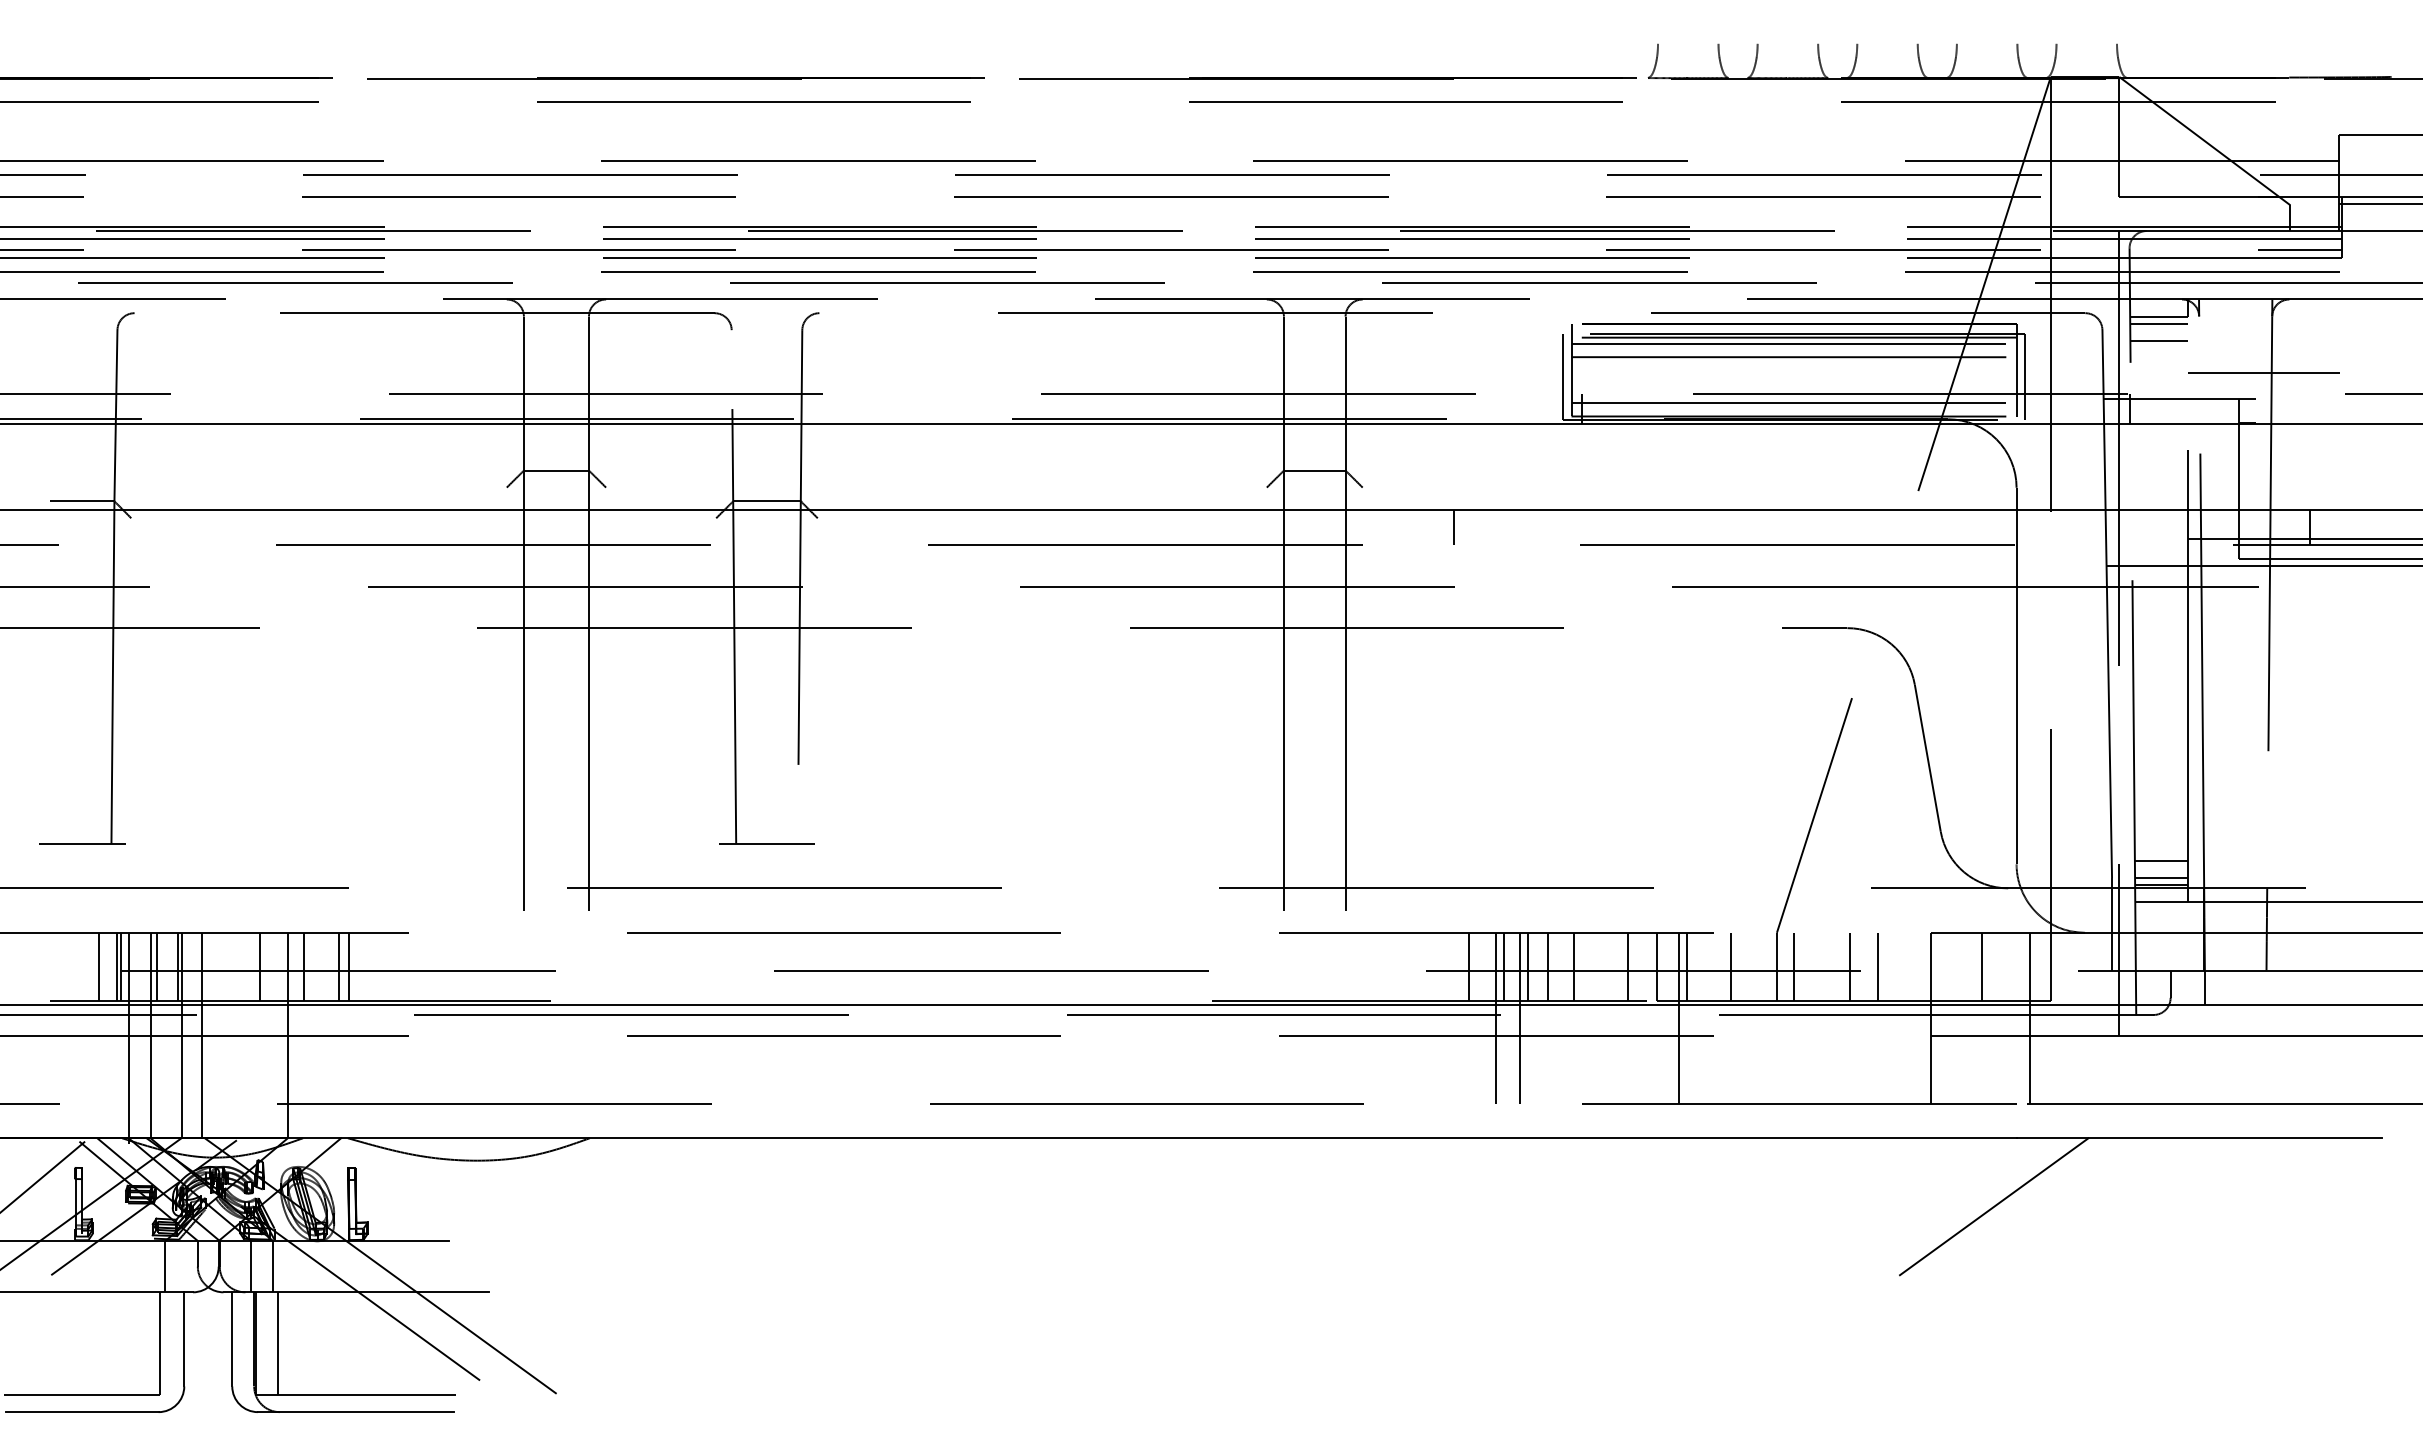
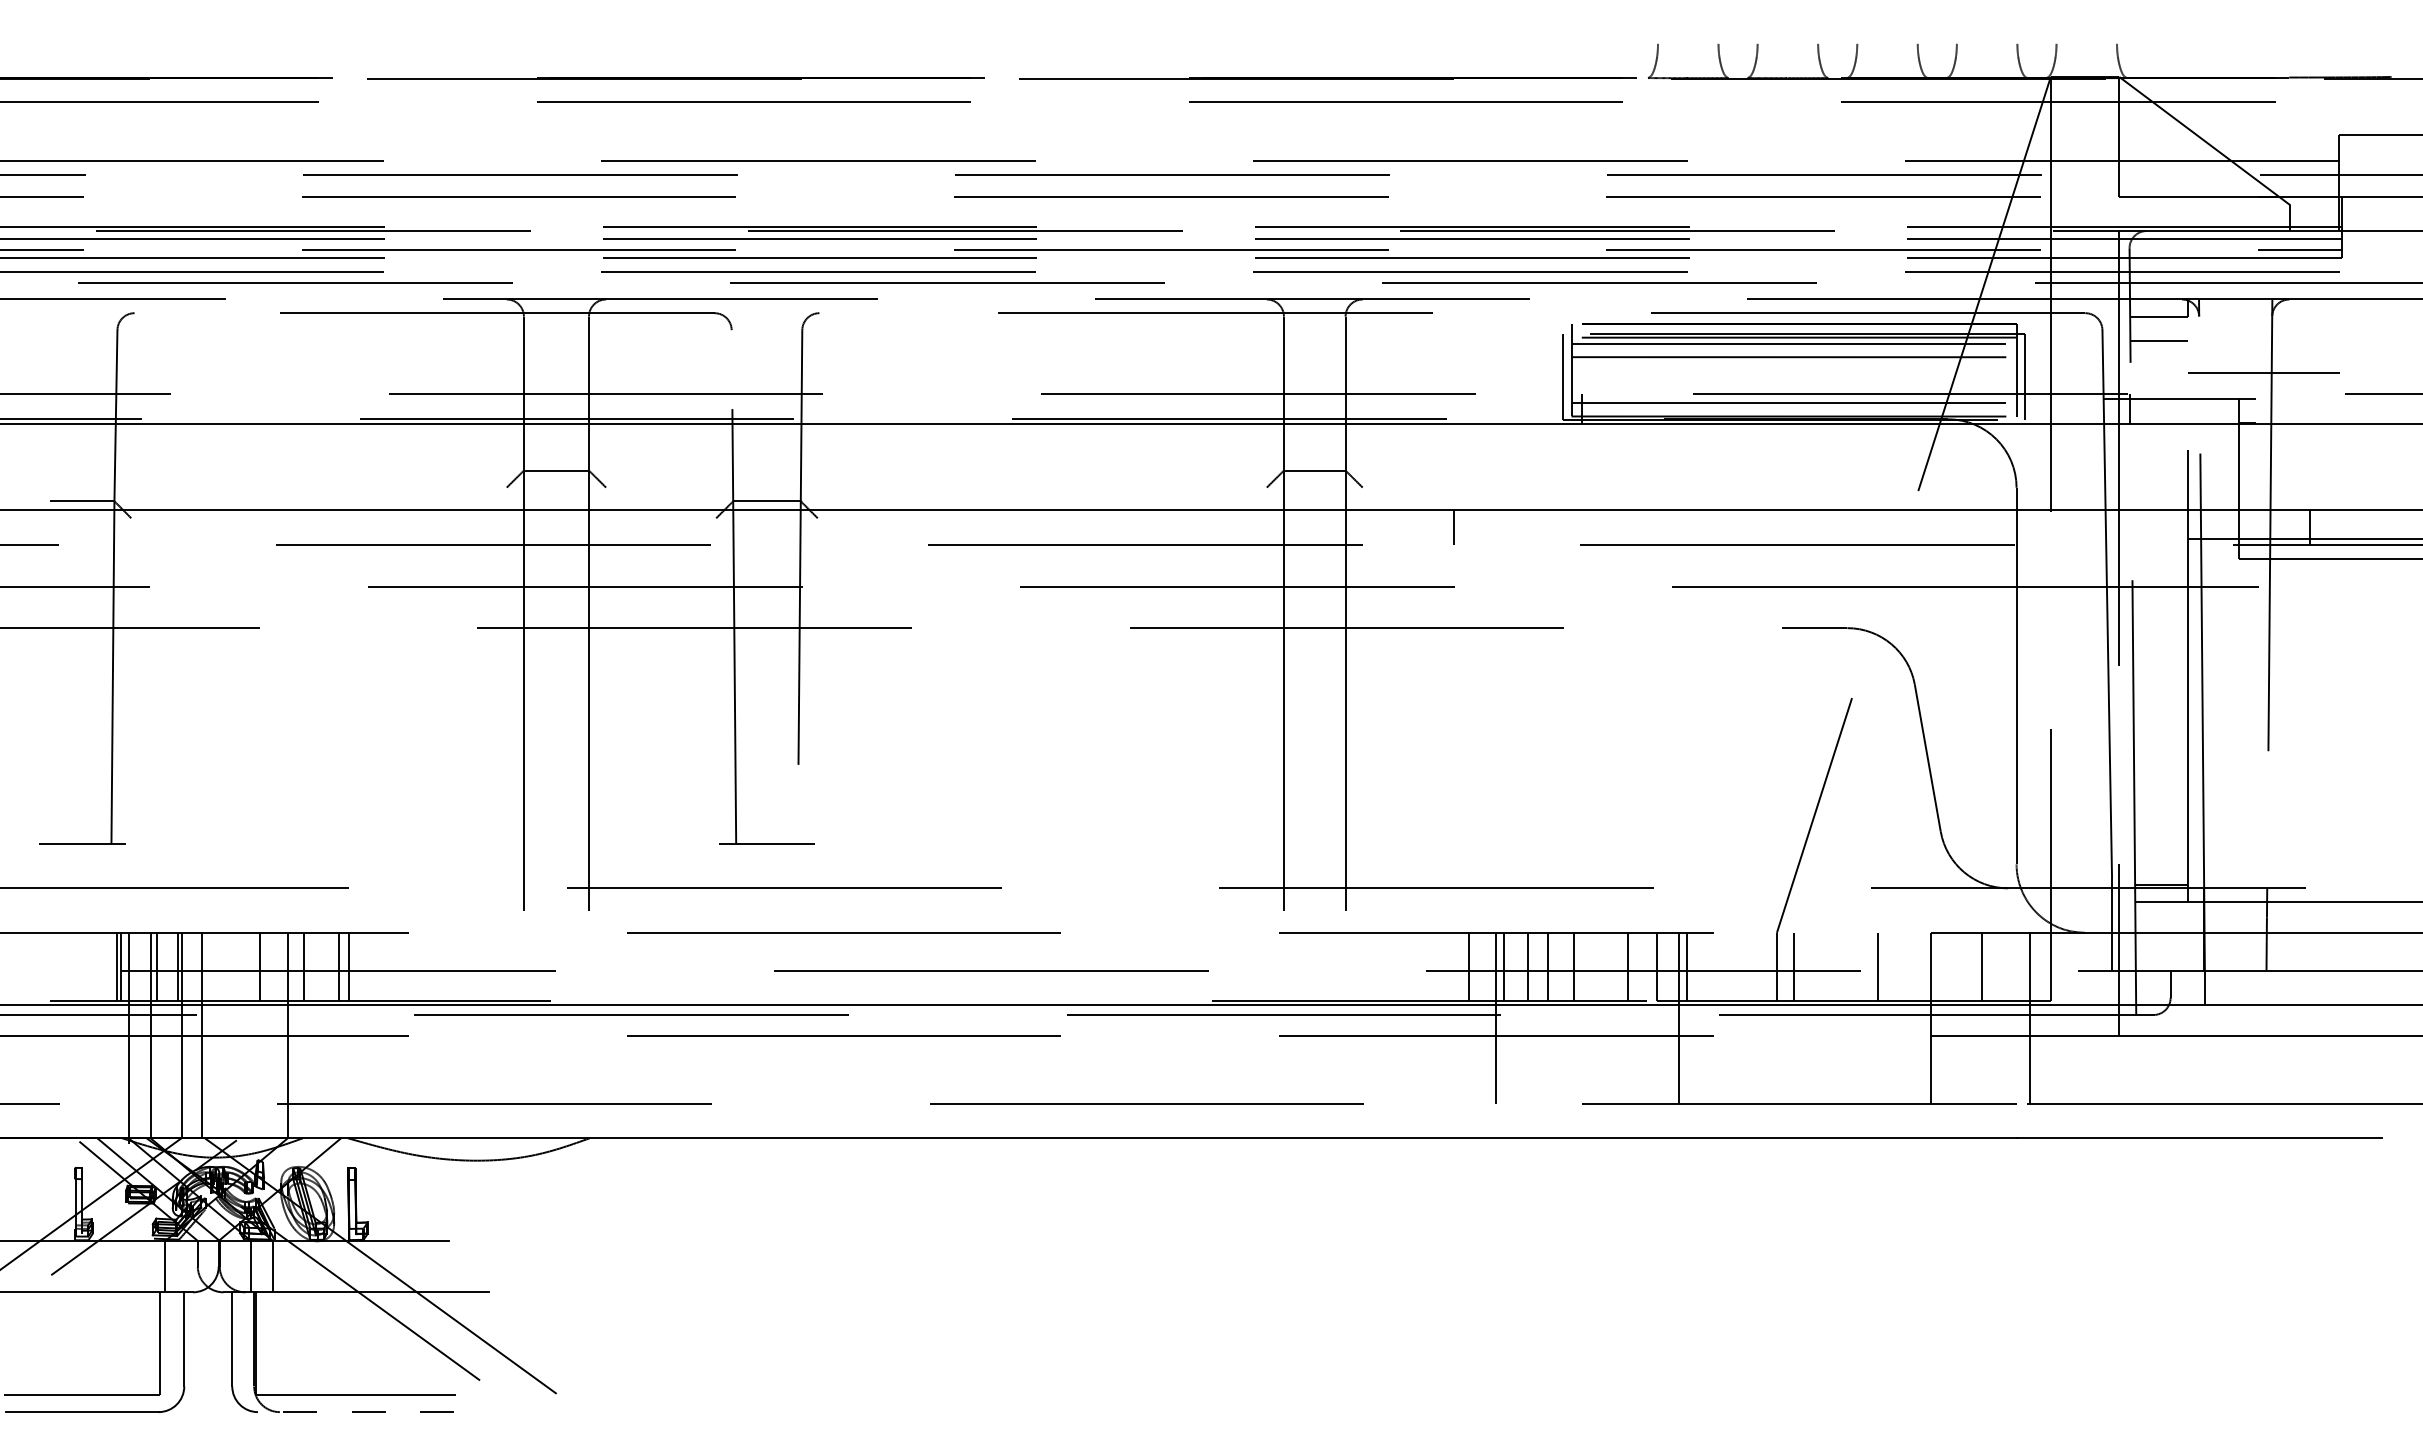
line: present -> none (2379, 203)
line: present -> none (2158, 323)
line: present -> none (2262, 565)
line: present -> none (2160, 860)
line: present -> none (2161, 877)
line: present -> none (99, 966)
line: present -> none (1730, 966)
line: present -> none (1849, 966)
line: present -> none (1520, 1018)
line: present -> none (43, 1176)
line: present -> none (1993, 1206)
line: present -> none (278, 1343)
line: solid -> dashed (355, 1412)
